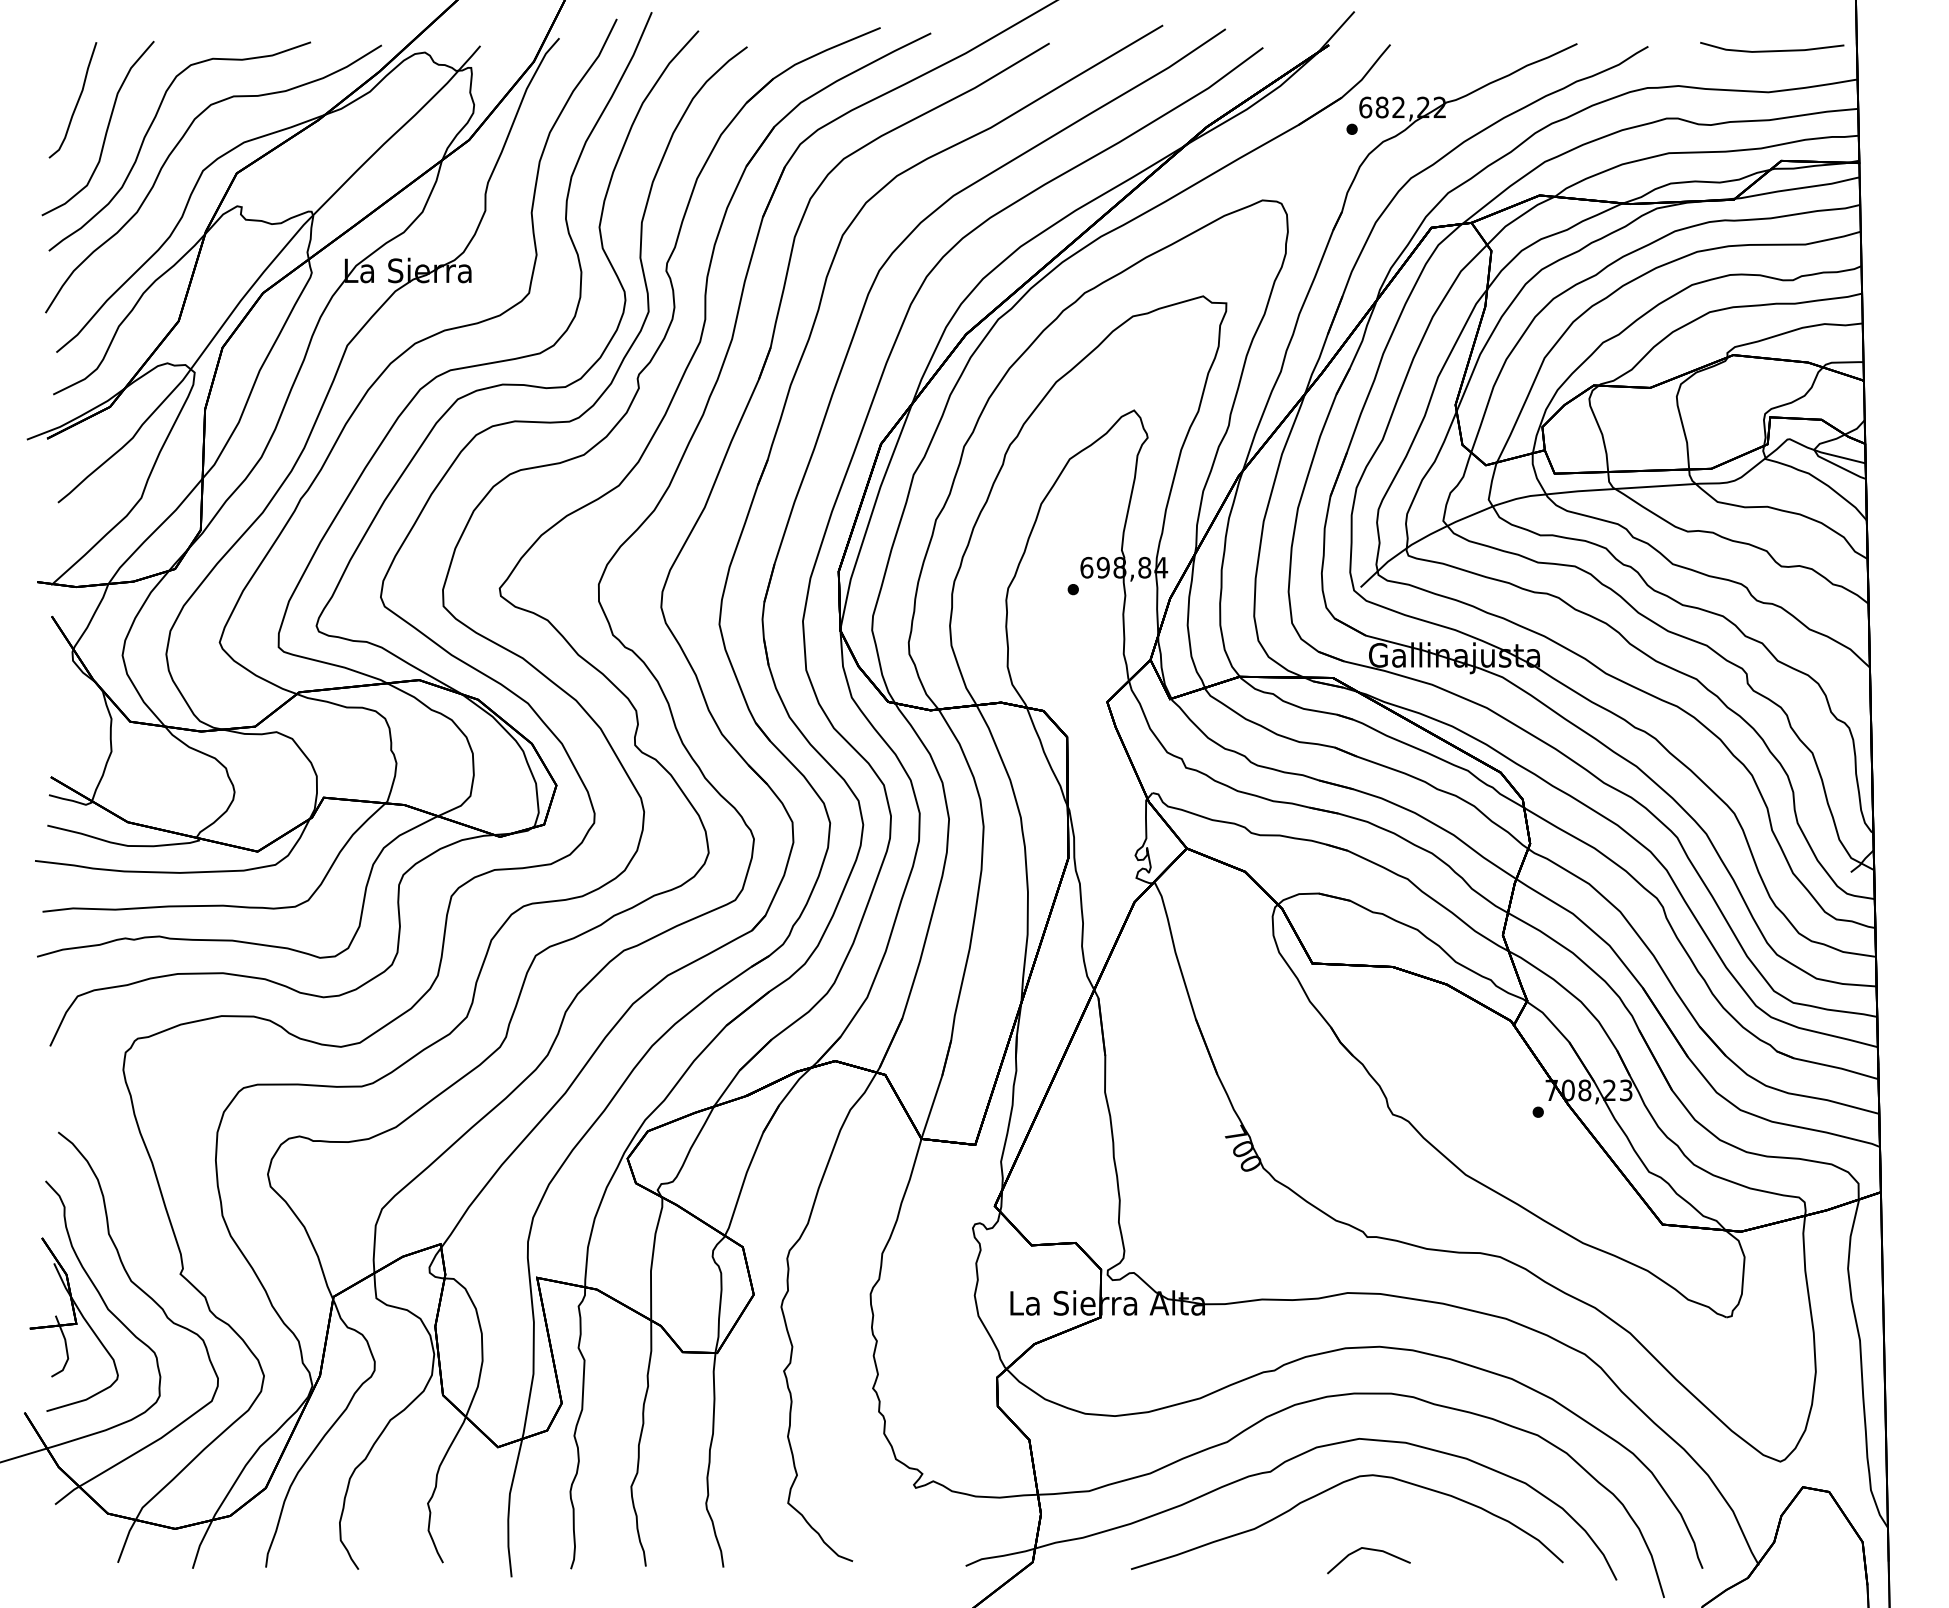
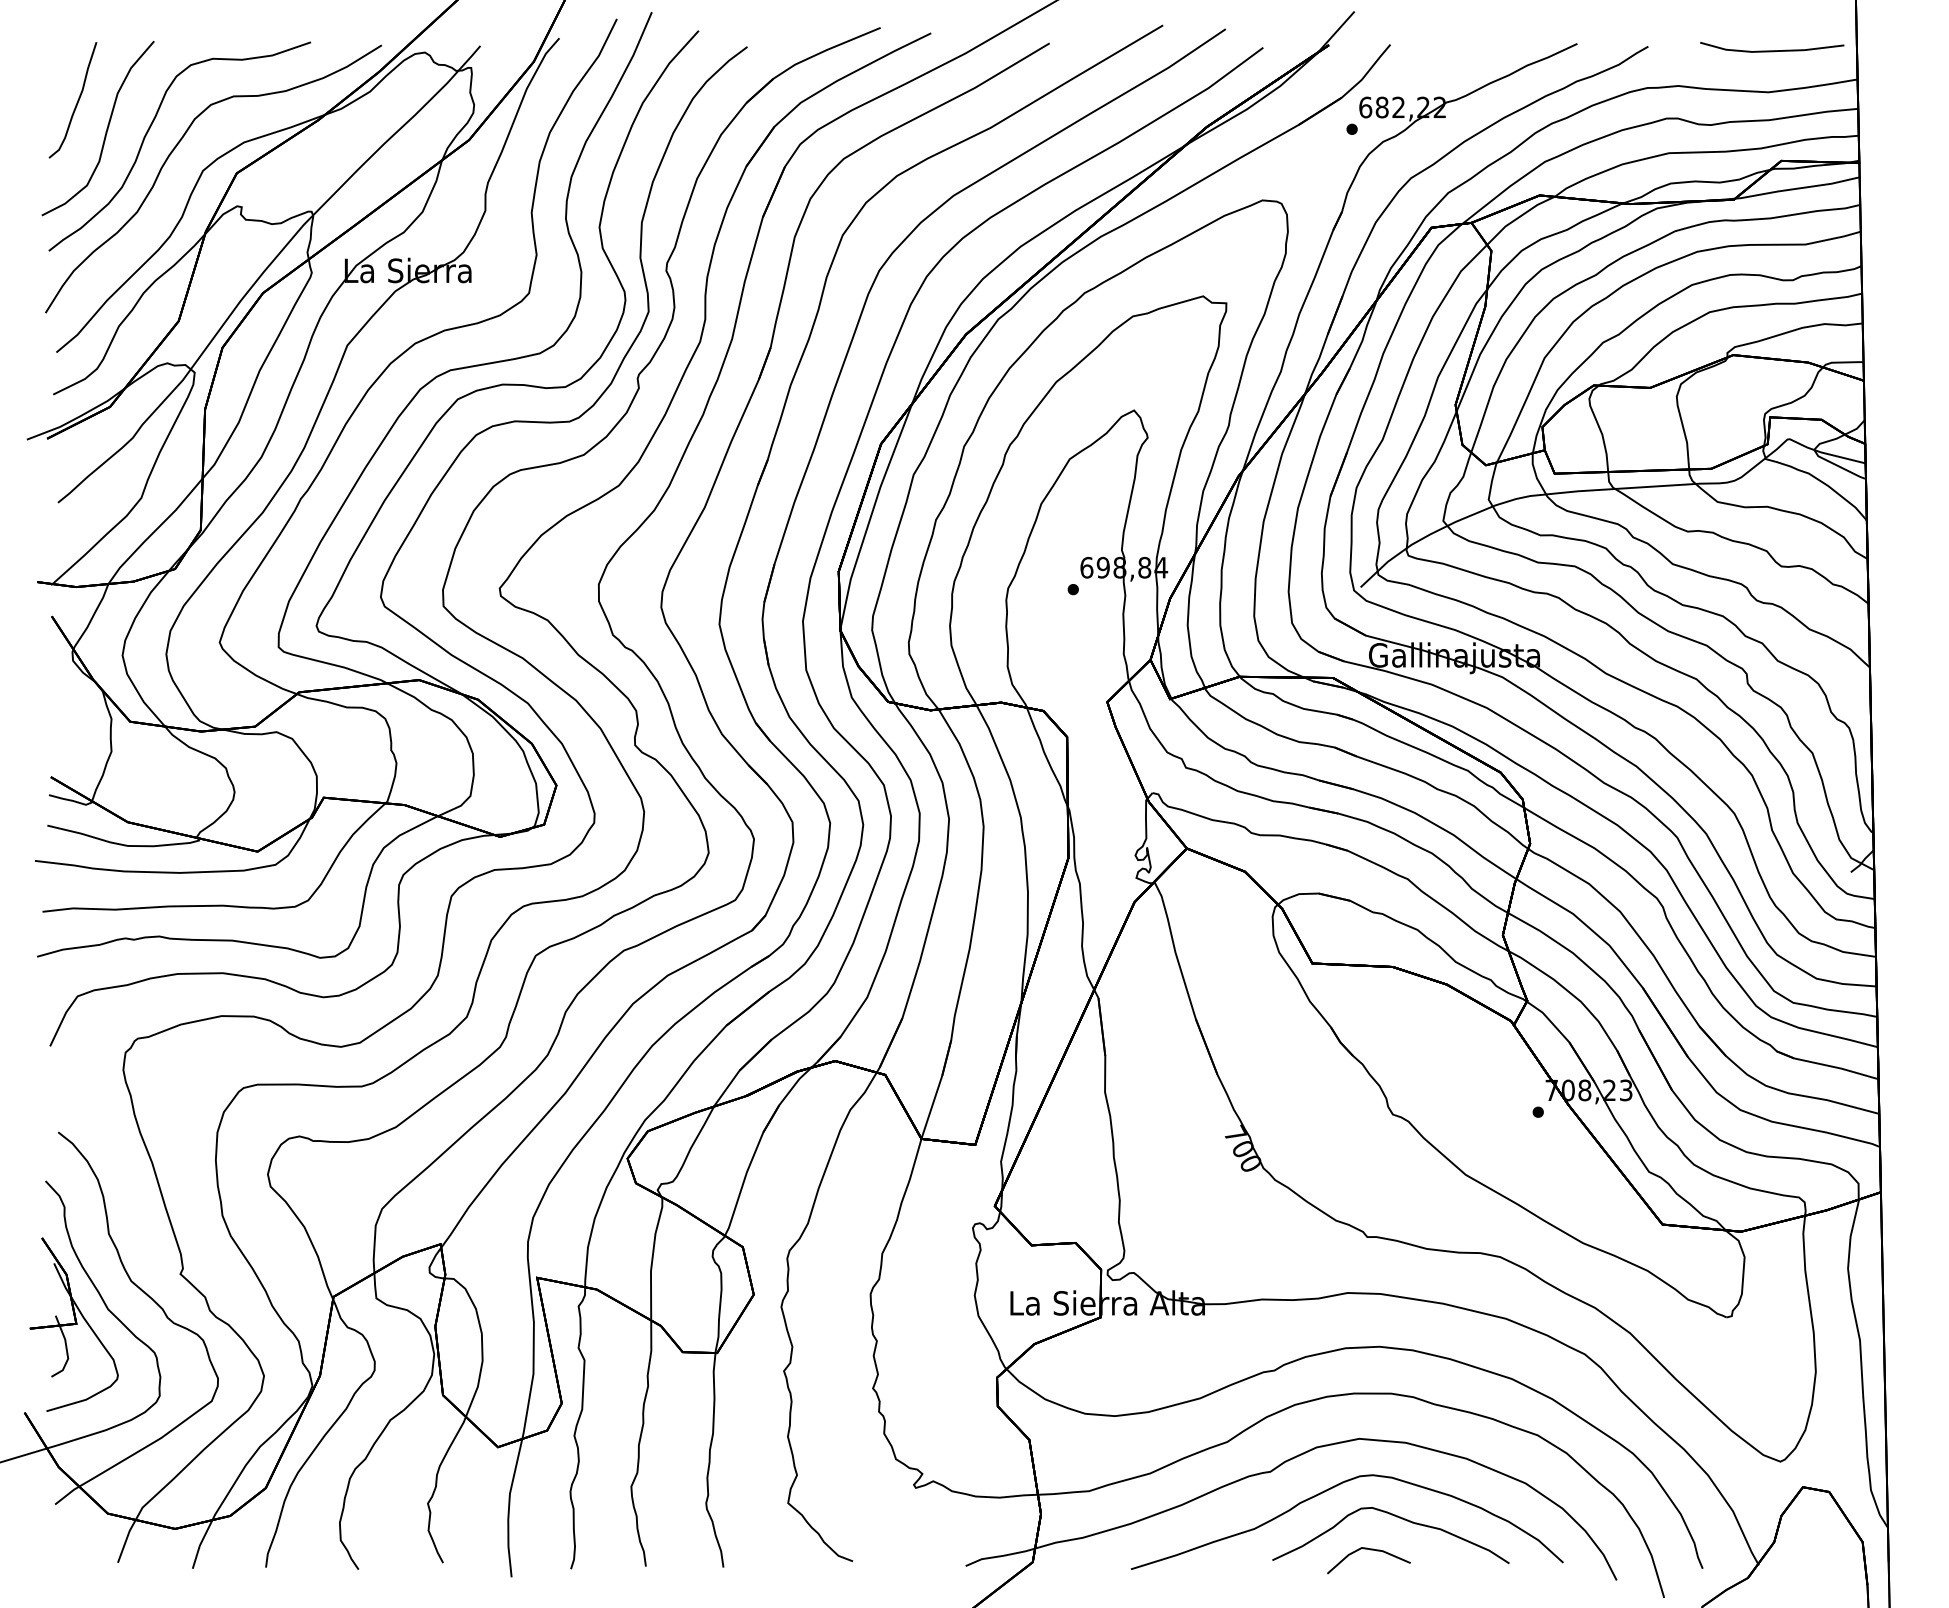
part: none -> present (1396, 1517)
